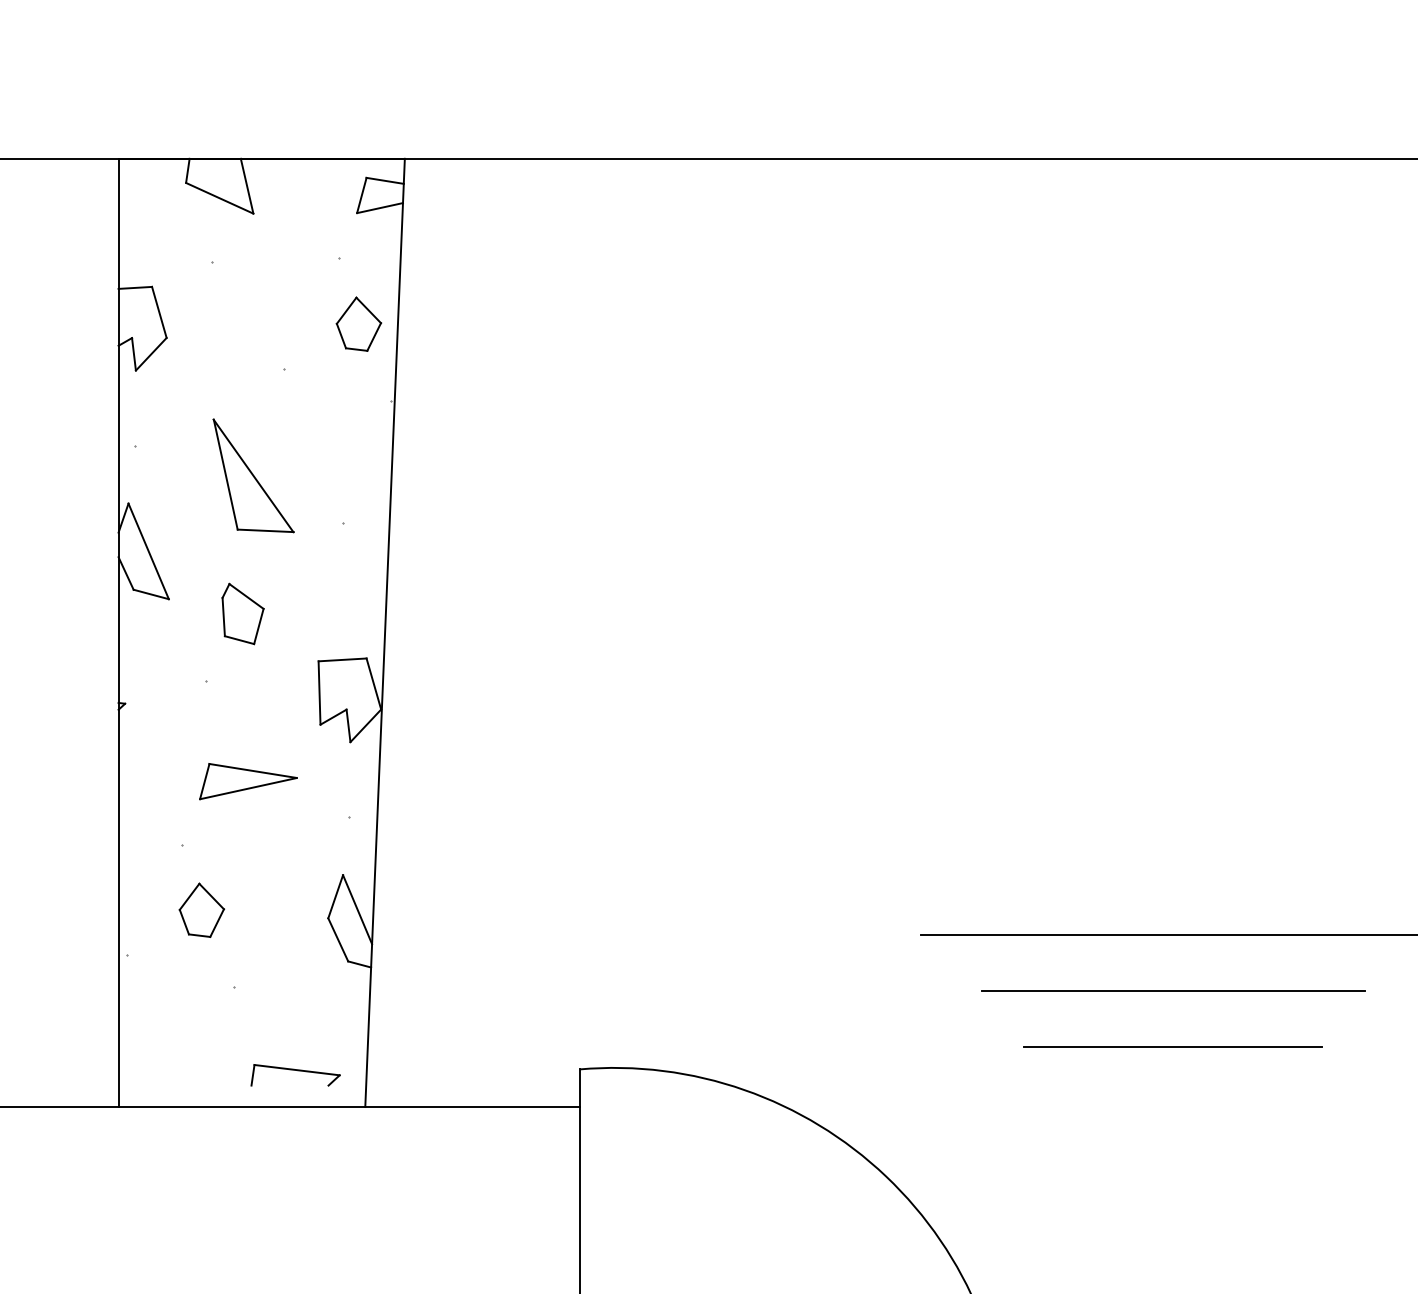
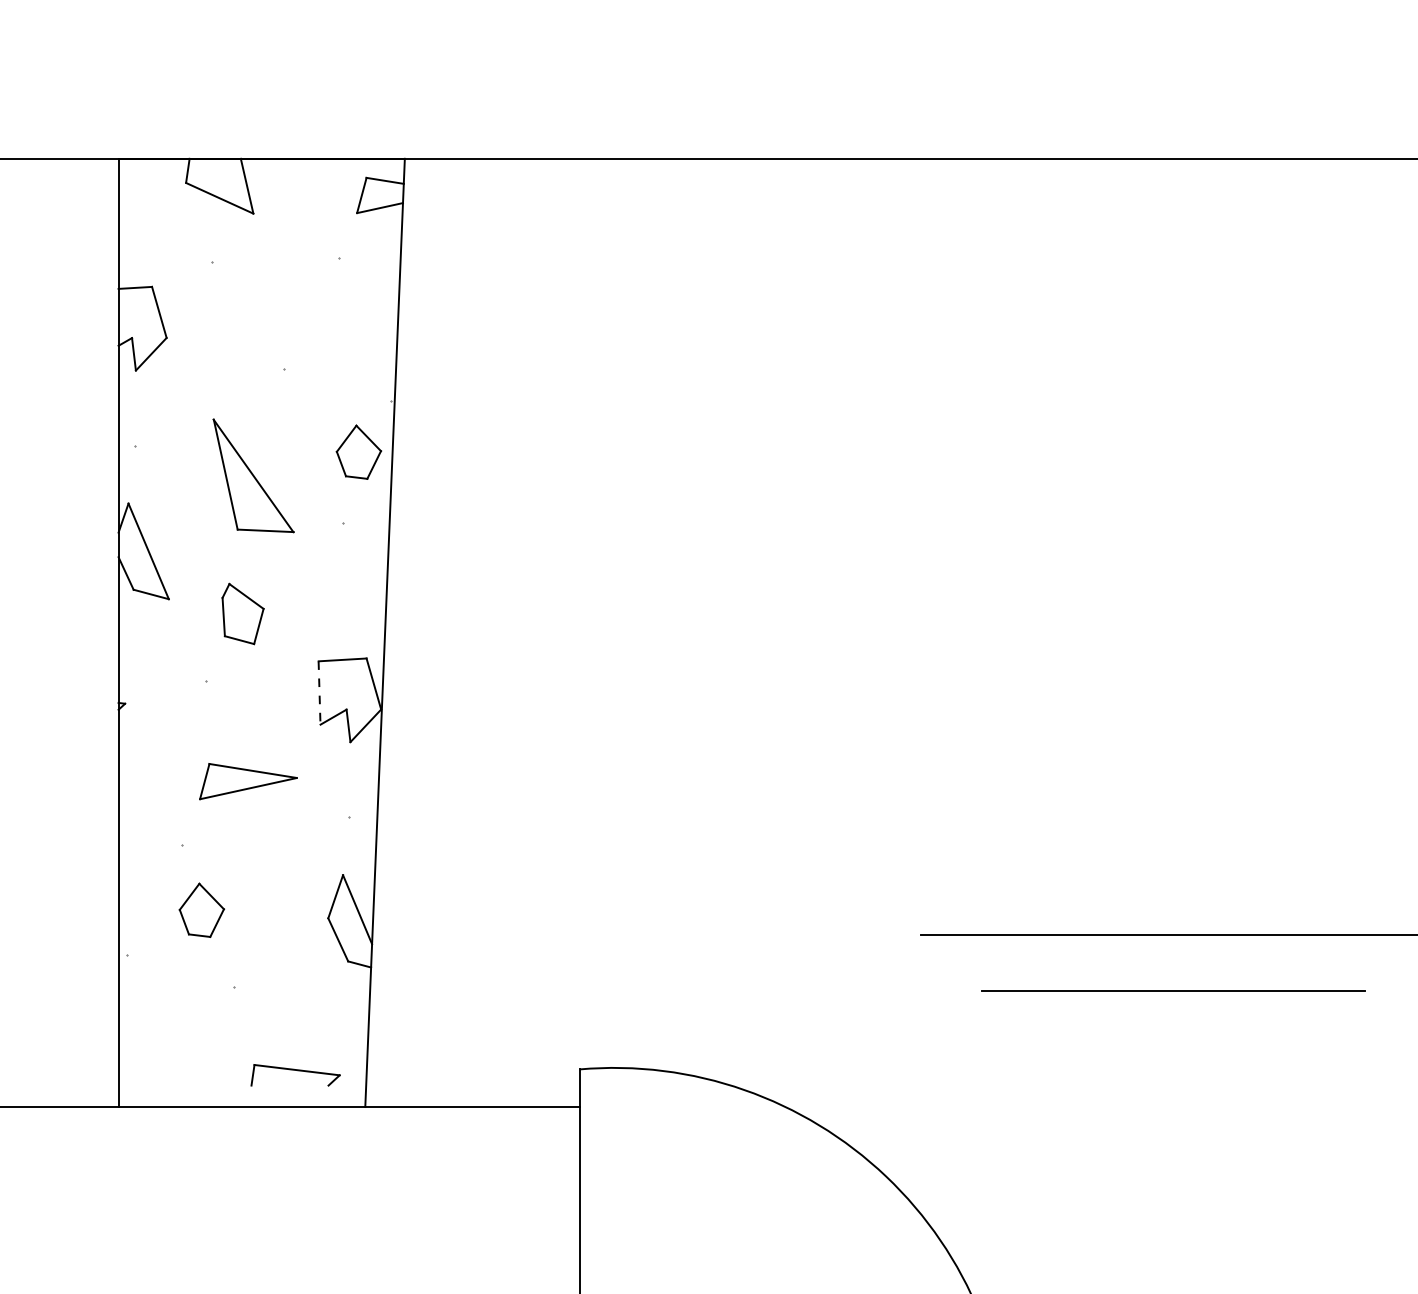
part position: (358, 323) -> (358, 451) (358, 451)
line: solid -> dashed (319, 693)
line: present -> none (1172, 1046)
